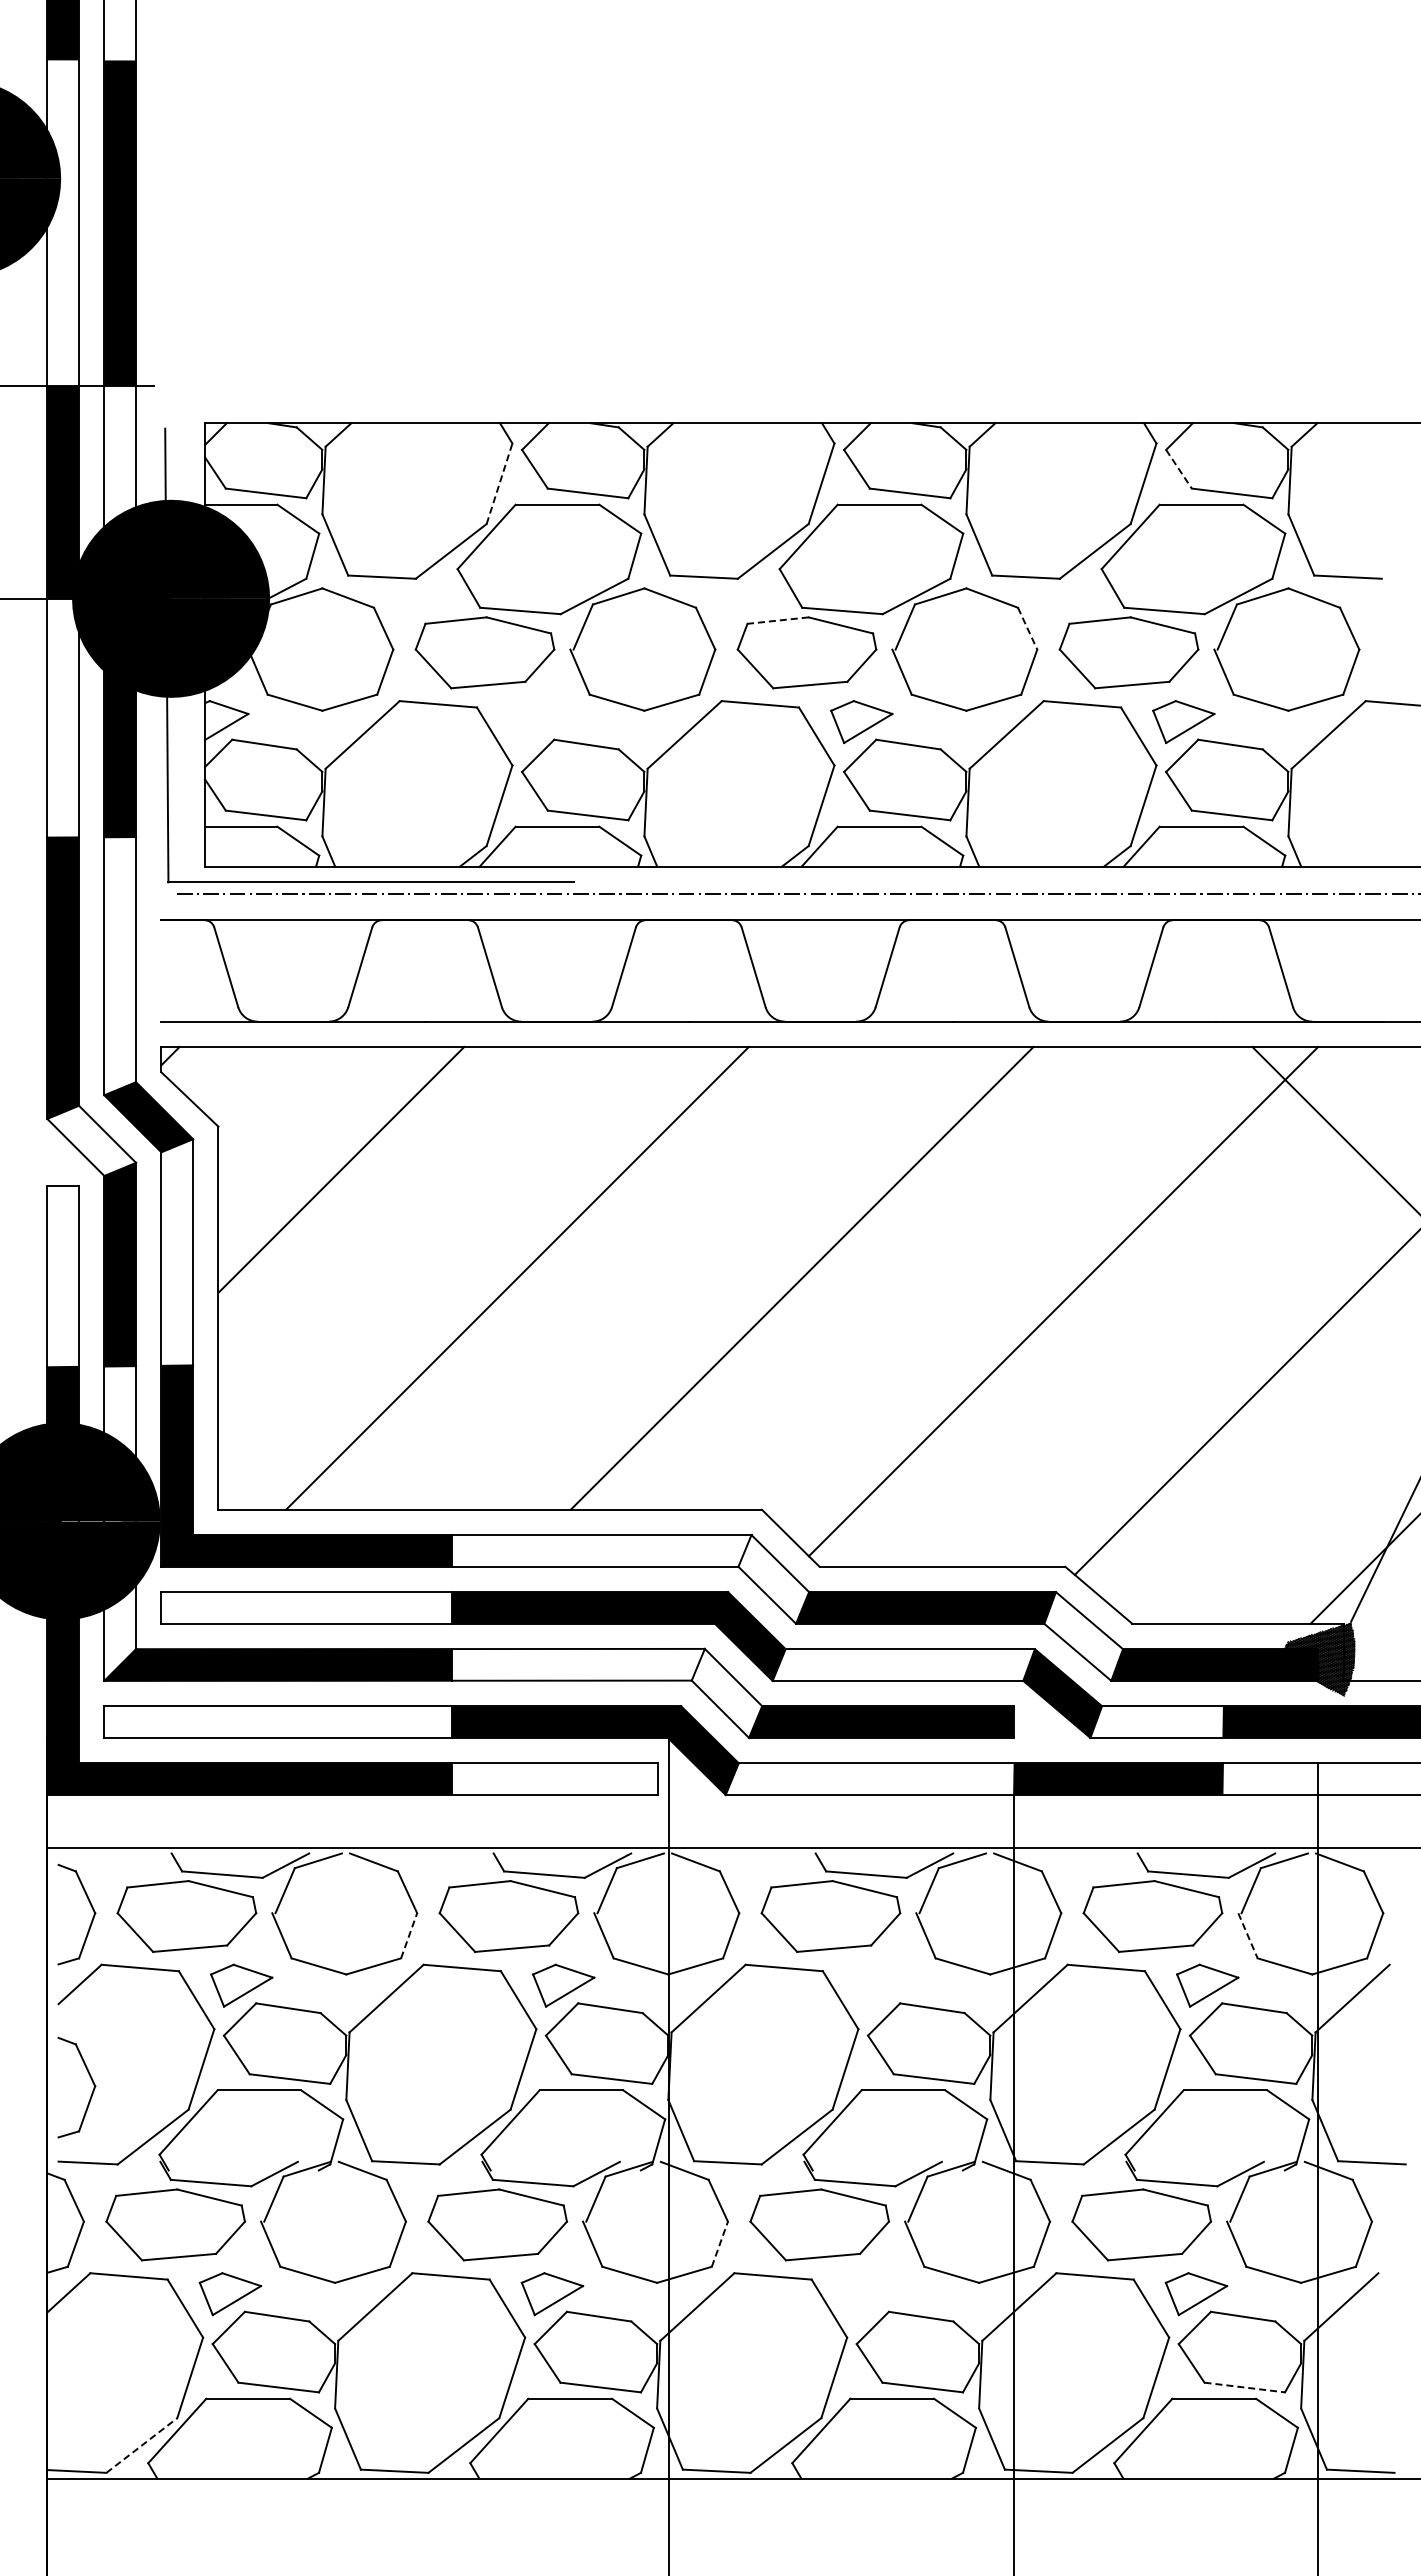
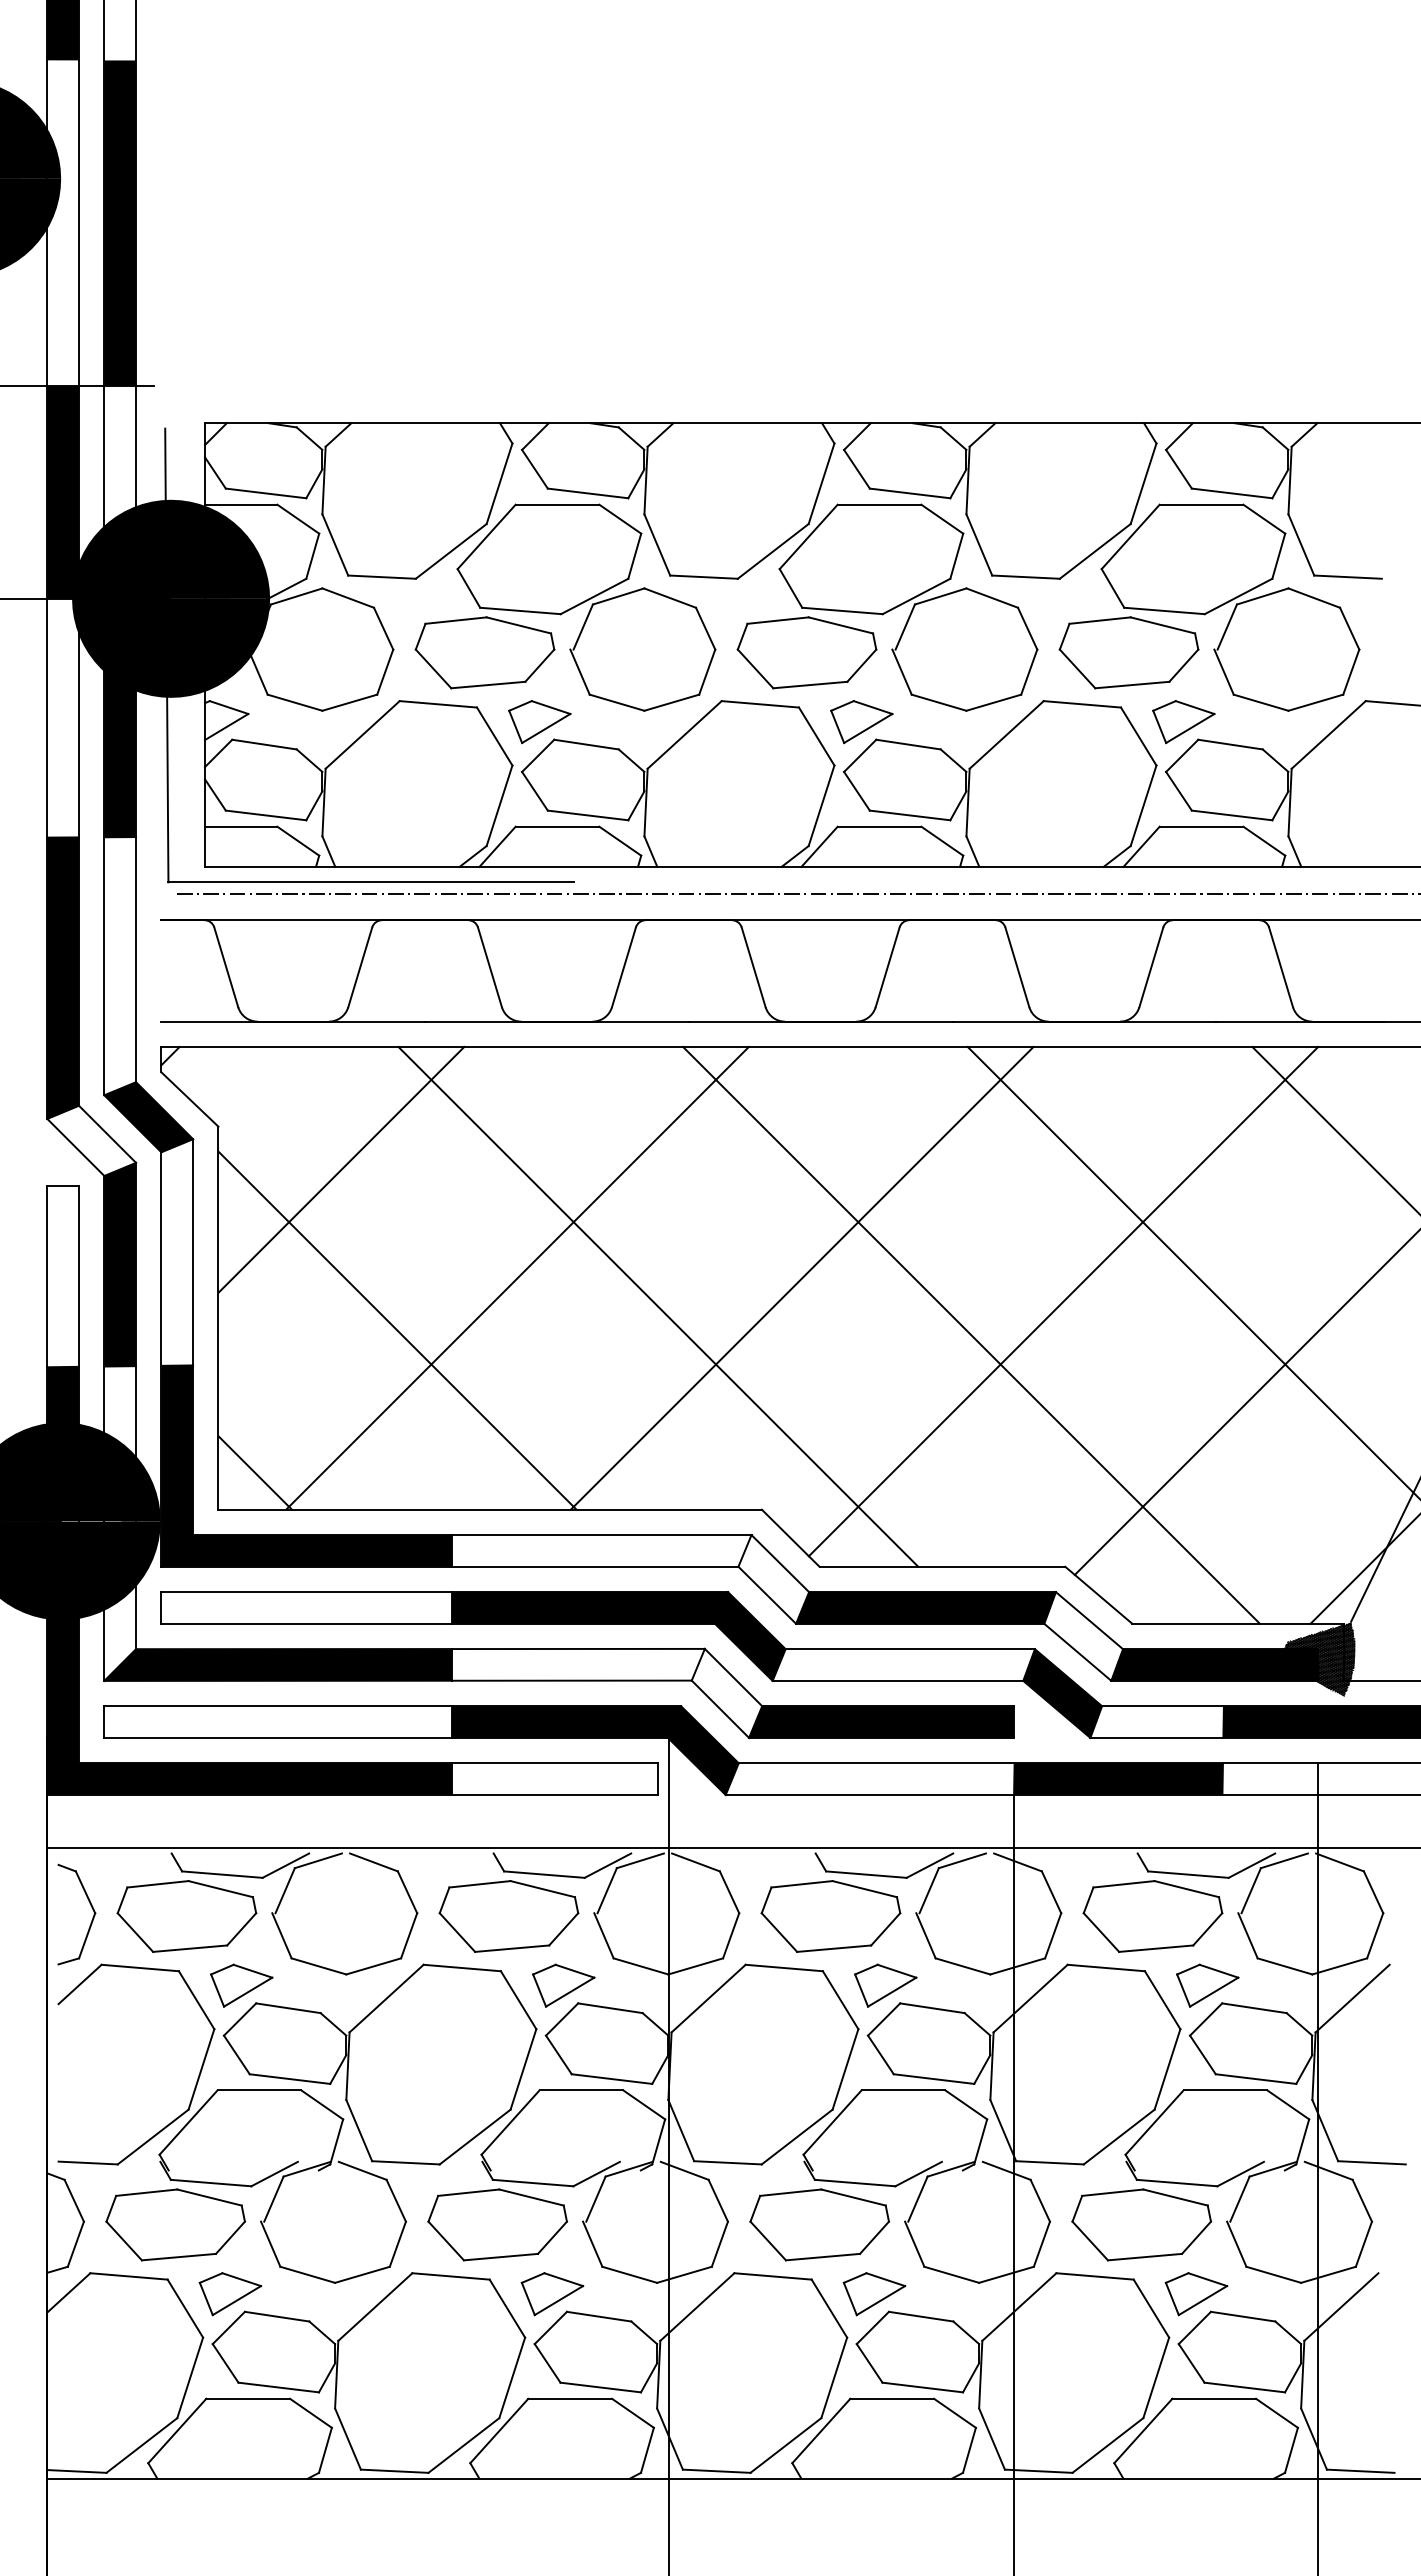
line: dashed -> solid (1179, 469)
line: dashed -> solid (499, 483)
line: dashed -> solid (778, 620)
line: dashed -> solid (1027, 629)
part: none -> present (539, 722)
line: none -> present (1192, 1271)
line: none -> present (658, 1306)
line: none -> present (397, 1330)
line: none -> present (971, 1335)
line: none -> present (255, 1472)
line: dashed -> solid (409, 1935)
line: dashed -> solid (1248, 1935)
part: none -> present (885, 1985)
part: present -> none (90, 2095)
line: dashed -> solid (719, 2244)
part: none -> present (874, 2294)
line: dashed -> solid (1244, 2387)
line: dashed -> solid (141, 2445)
